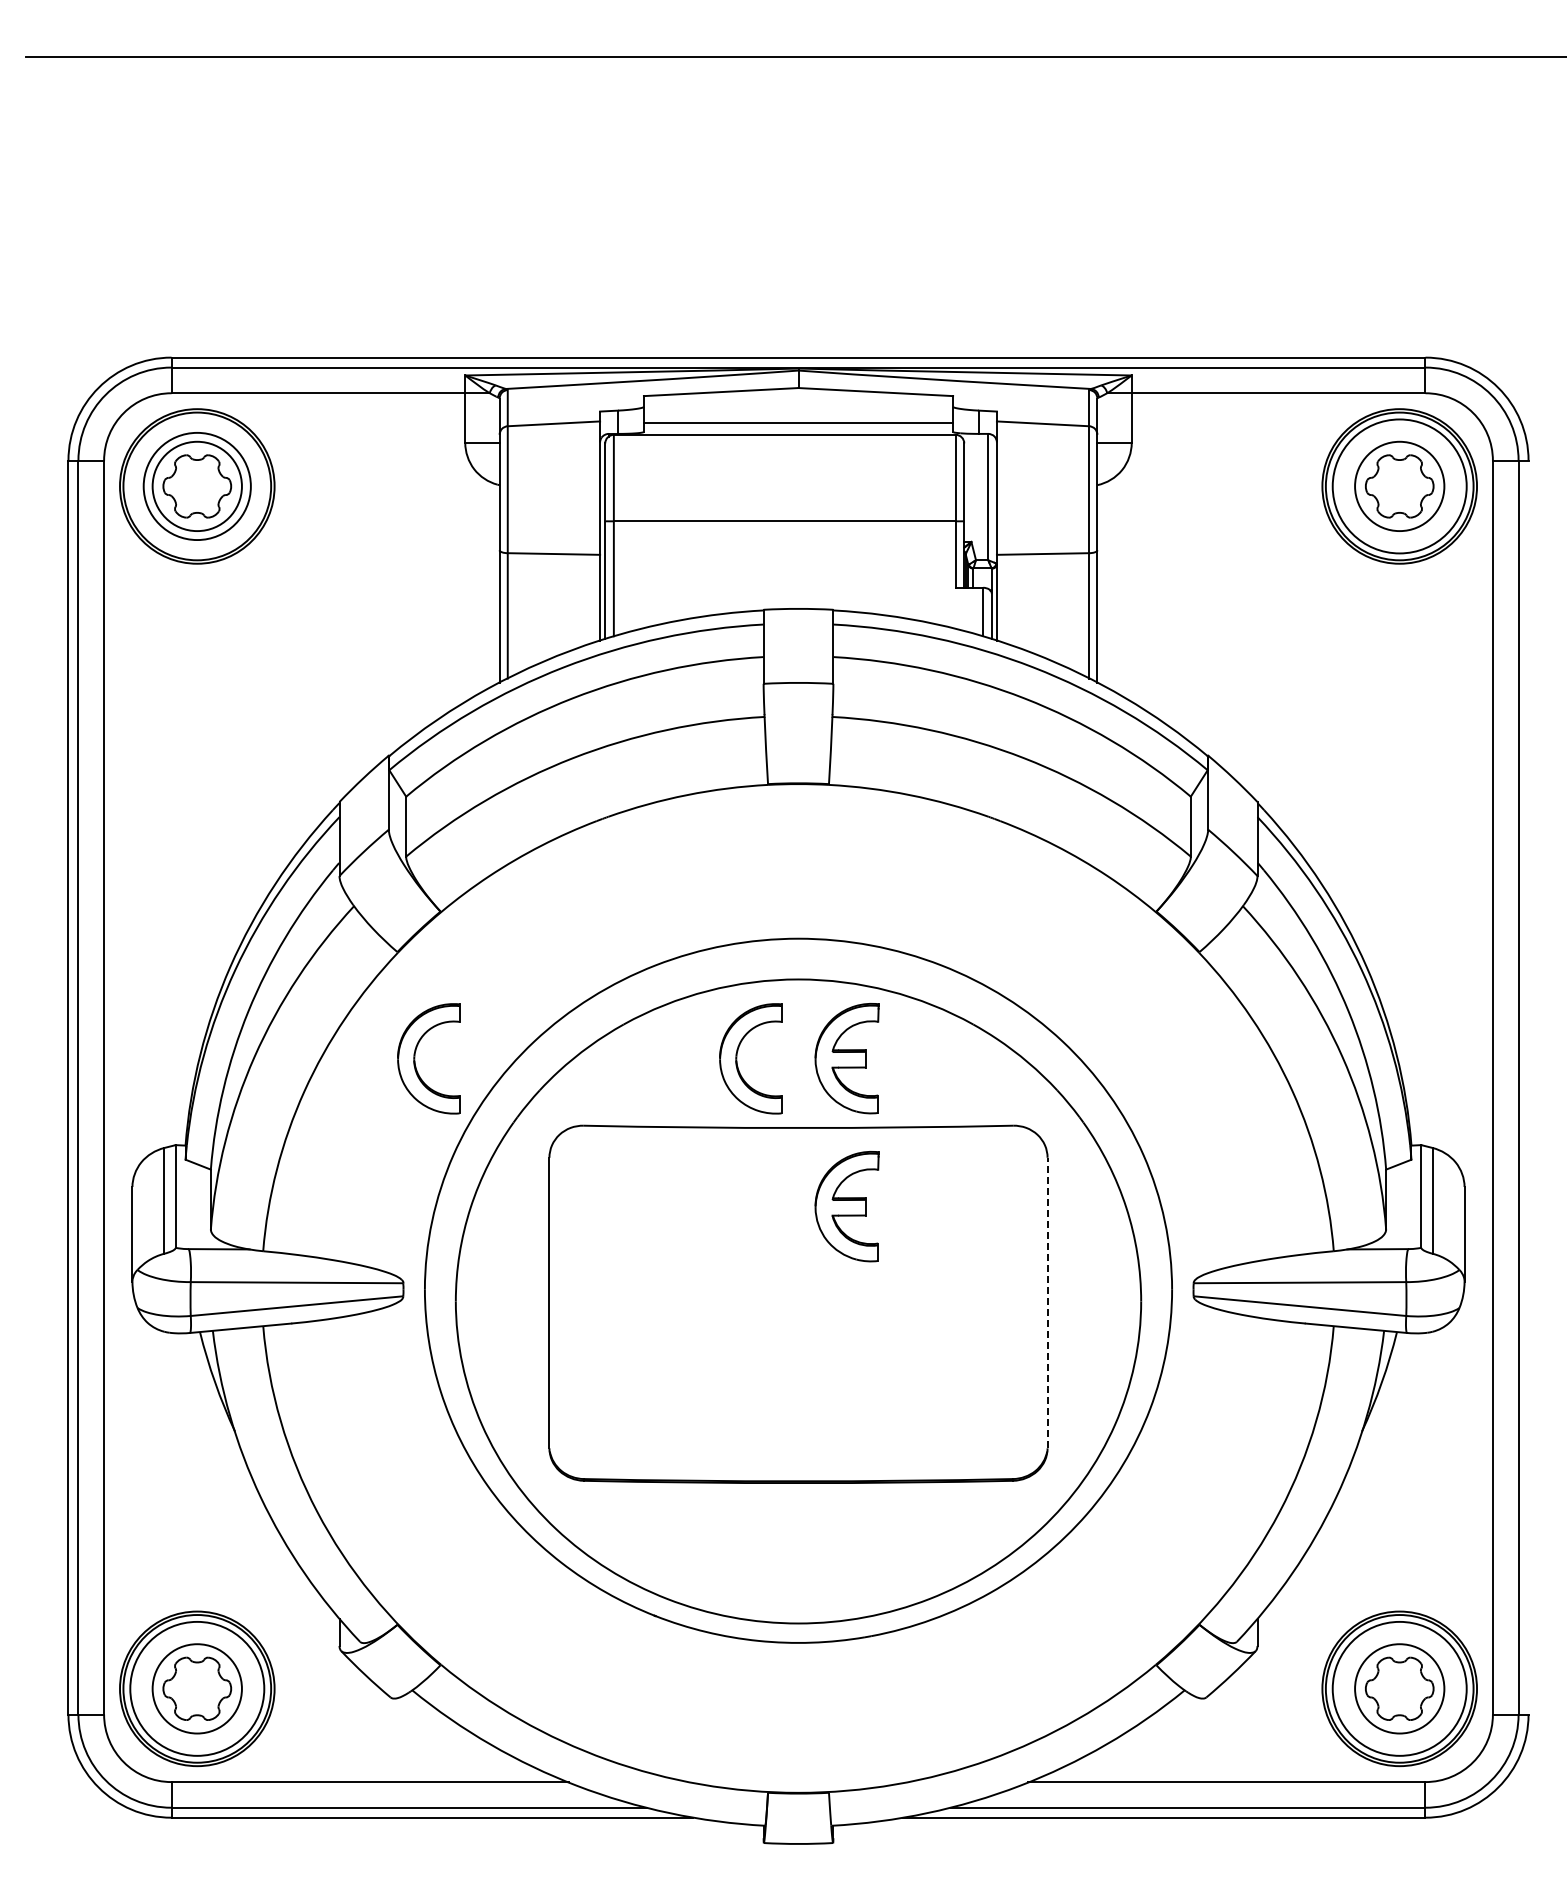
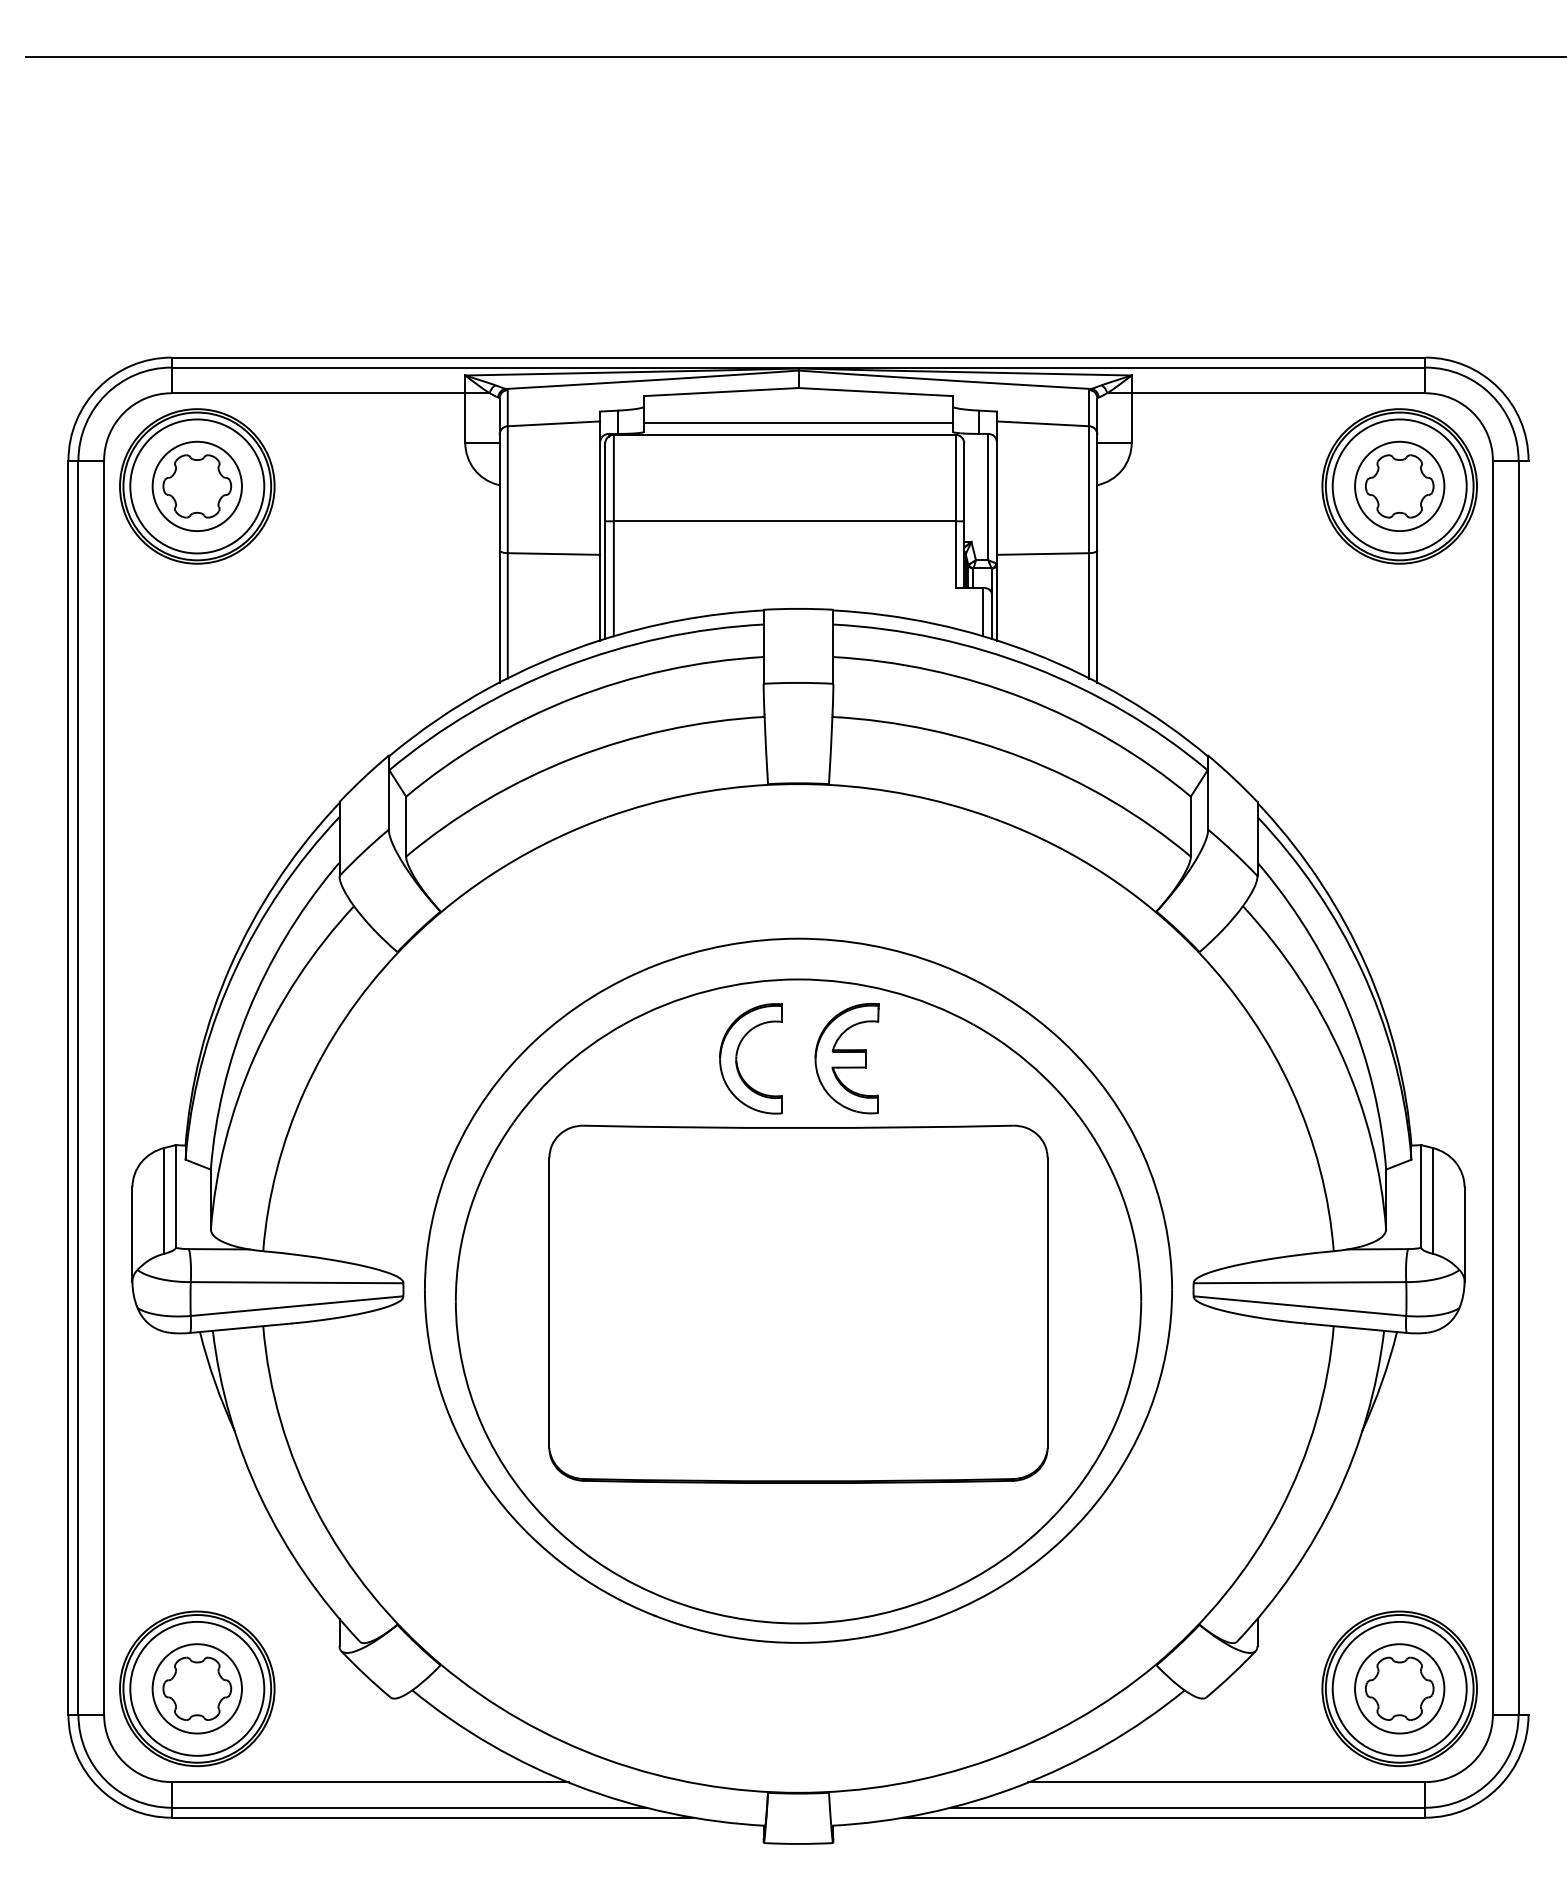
circle diameter: 107 px -> 134 px (197, 486)
part: present -> none (415, 1058)
part: present -> none (846, 1206)
line: dashed -> solid (1047, 1302)
